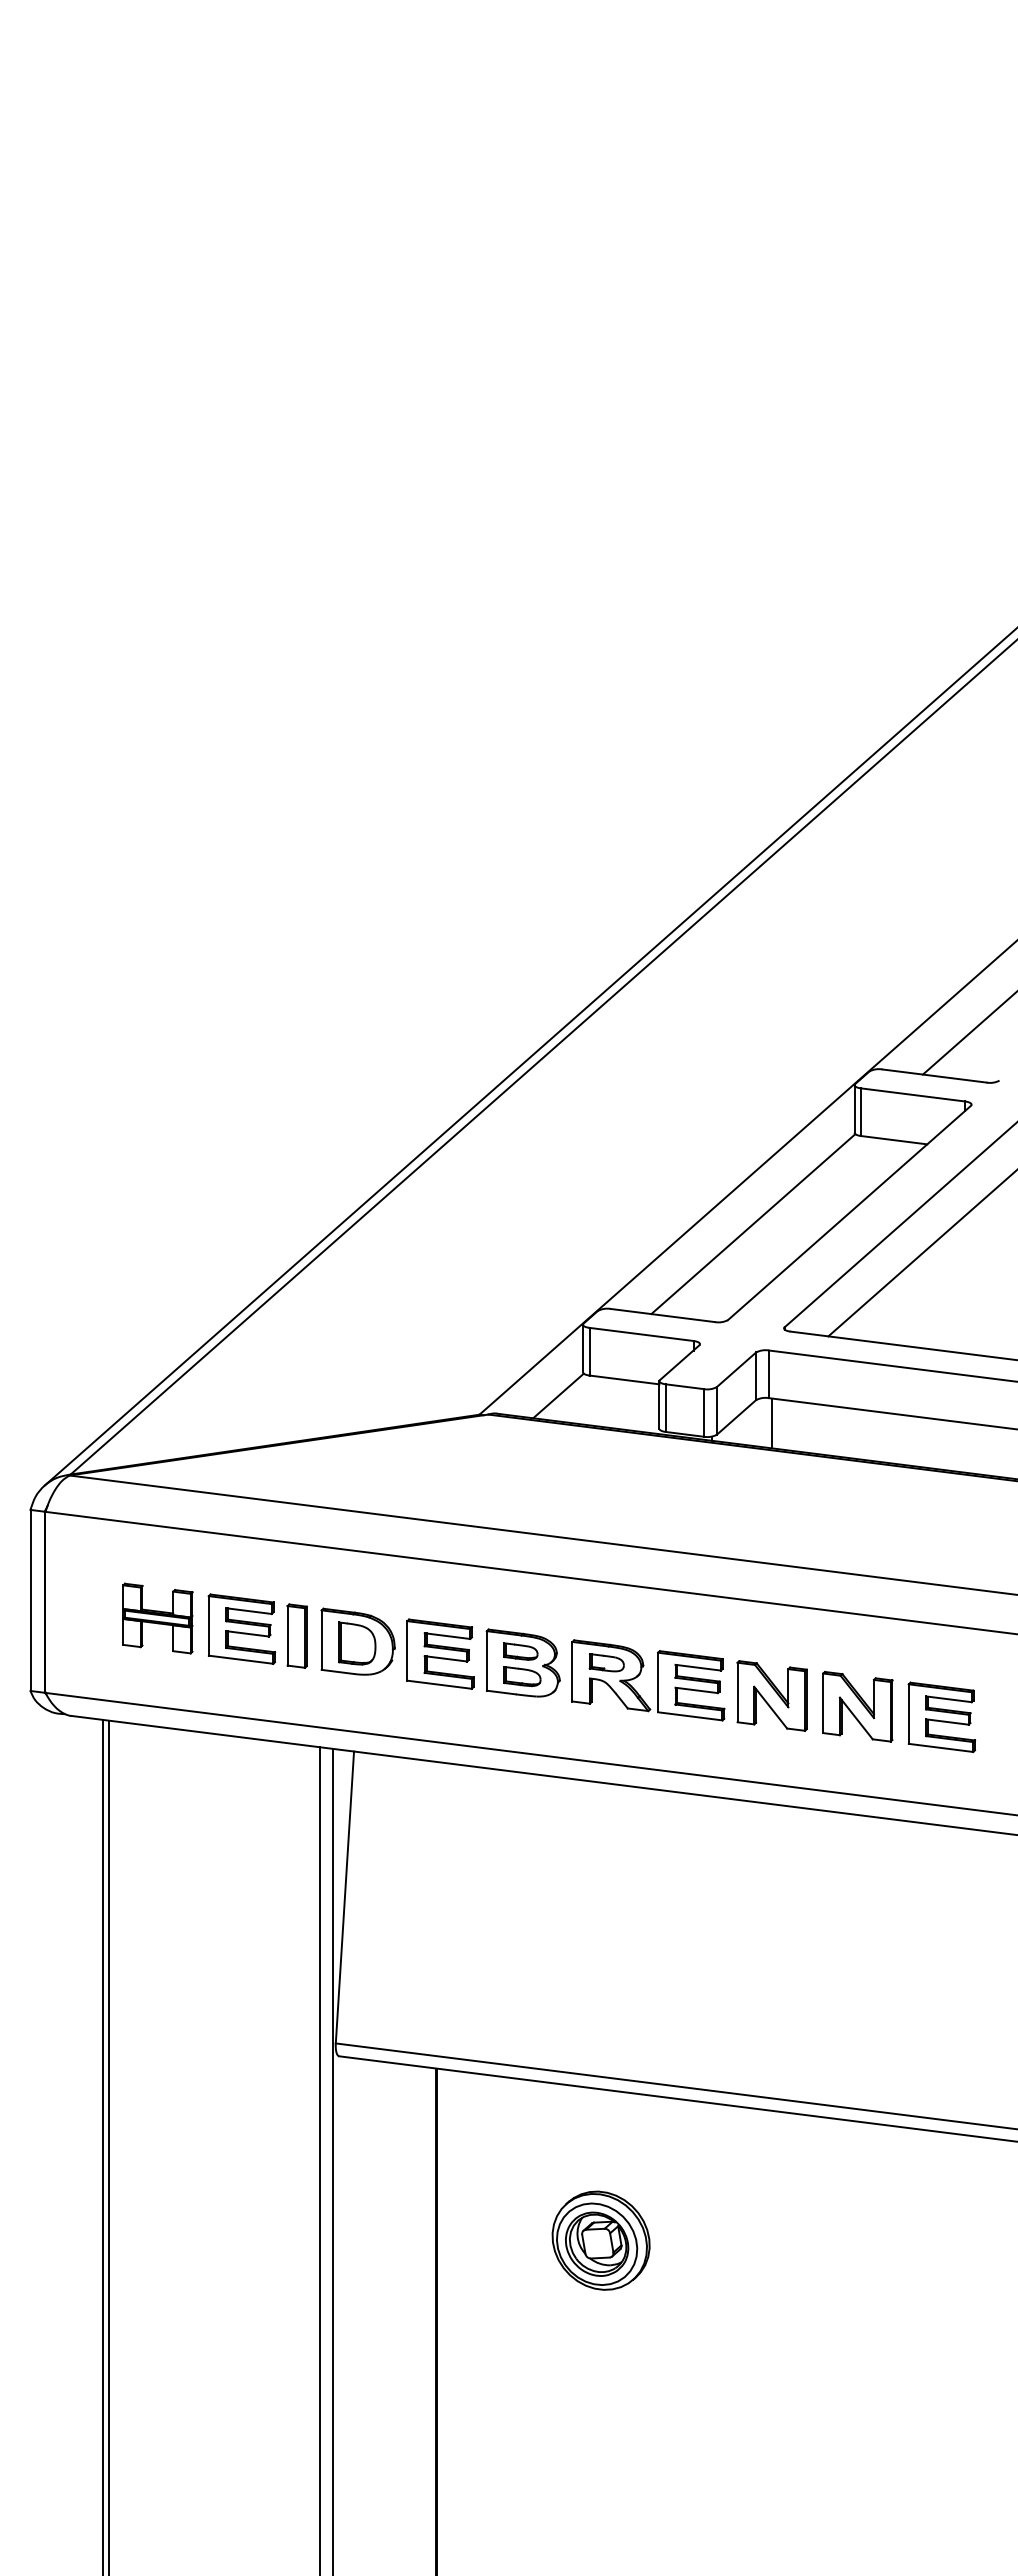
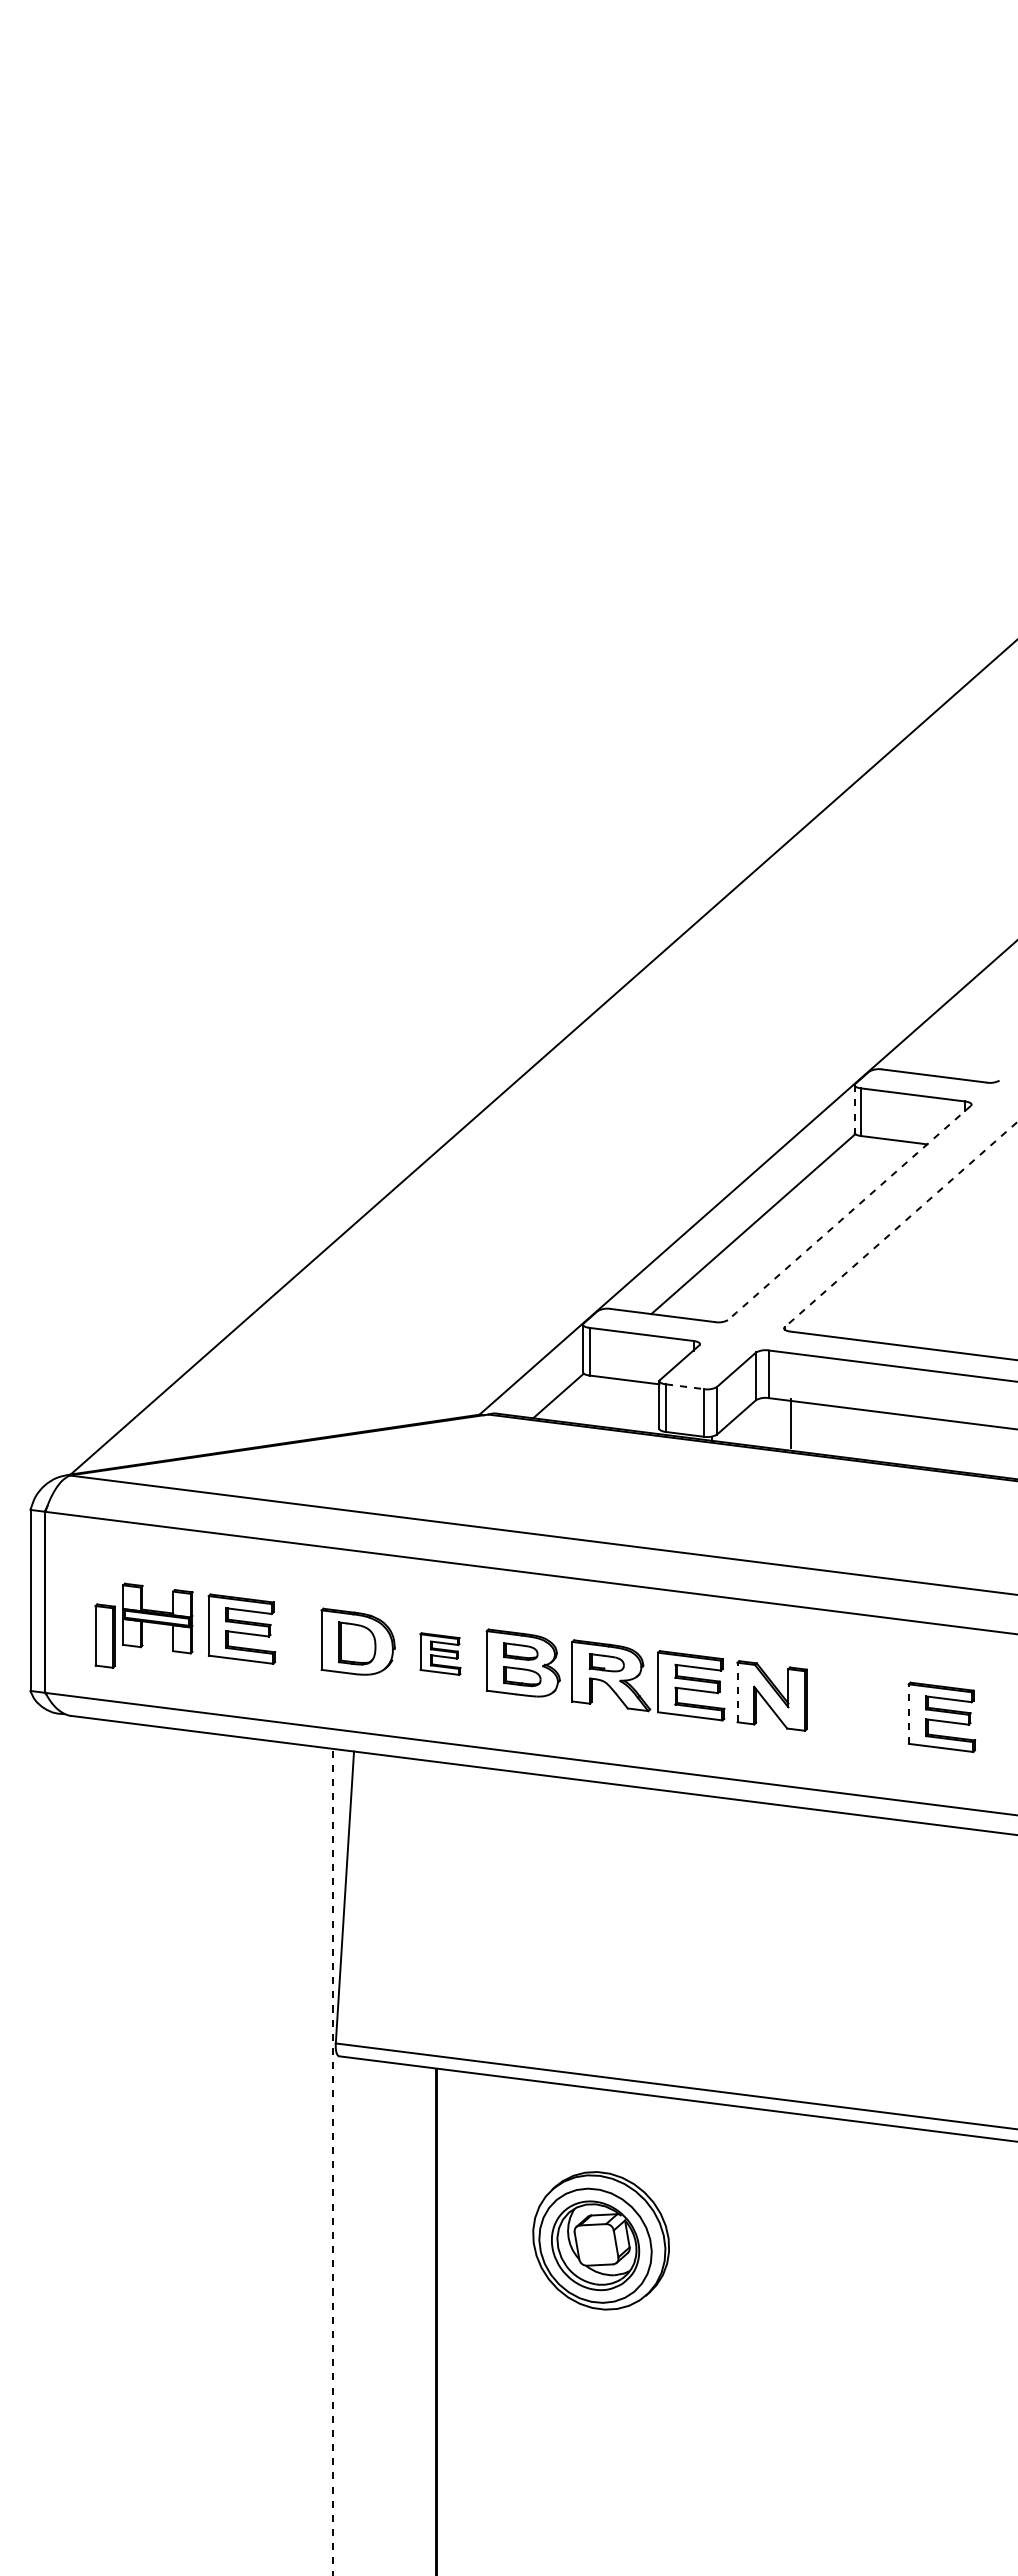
line: present -> none (968, 1033)
line: present -> none (529, 1057)
line: solid -> dashed (854, 1109)
line: solid -> dashed (849, 1212)
line: solid -> dashed (900, 1224)
line: present -> none (921, 1253)
line: solid -> dashed (685, 1386)
line position: (772, 1423) -> (791, 1423) (791, 1423)
part position: (296, 1635) -> (104, 1635) (104, 1635)
part size: 69x72 px -> 43x44 px (440, 1653)
line: solid -> dashed (737, 1692)
part: present -> none (857, 1706)
line: solid -> dashed (908, 1714)
line: present -> none (102, 2145)
line: present -> none (109, 2146)
line: present -> none (319, 2159)
line: solid -> dashed (332, 2161)
part size: 100x101 px -> 138x140 px (600, 2240)
